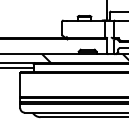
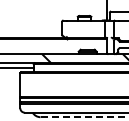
line: solid -> dashed (85, 117)
